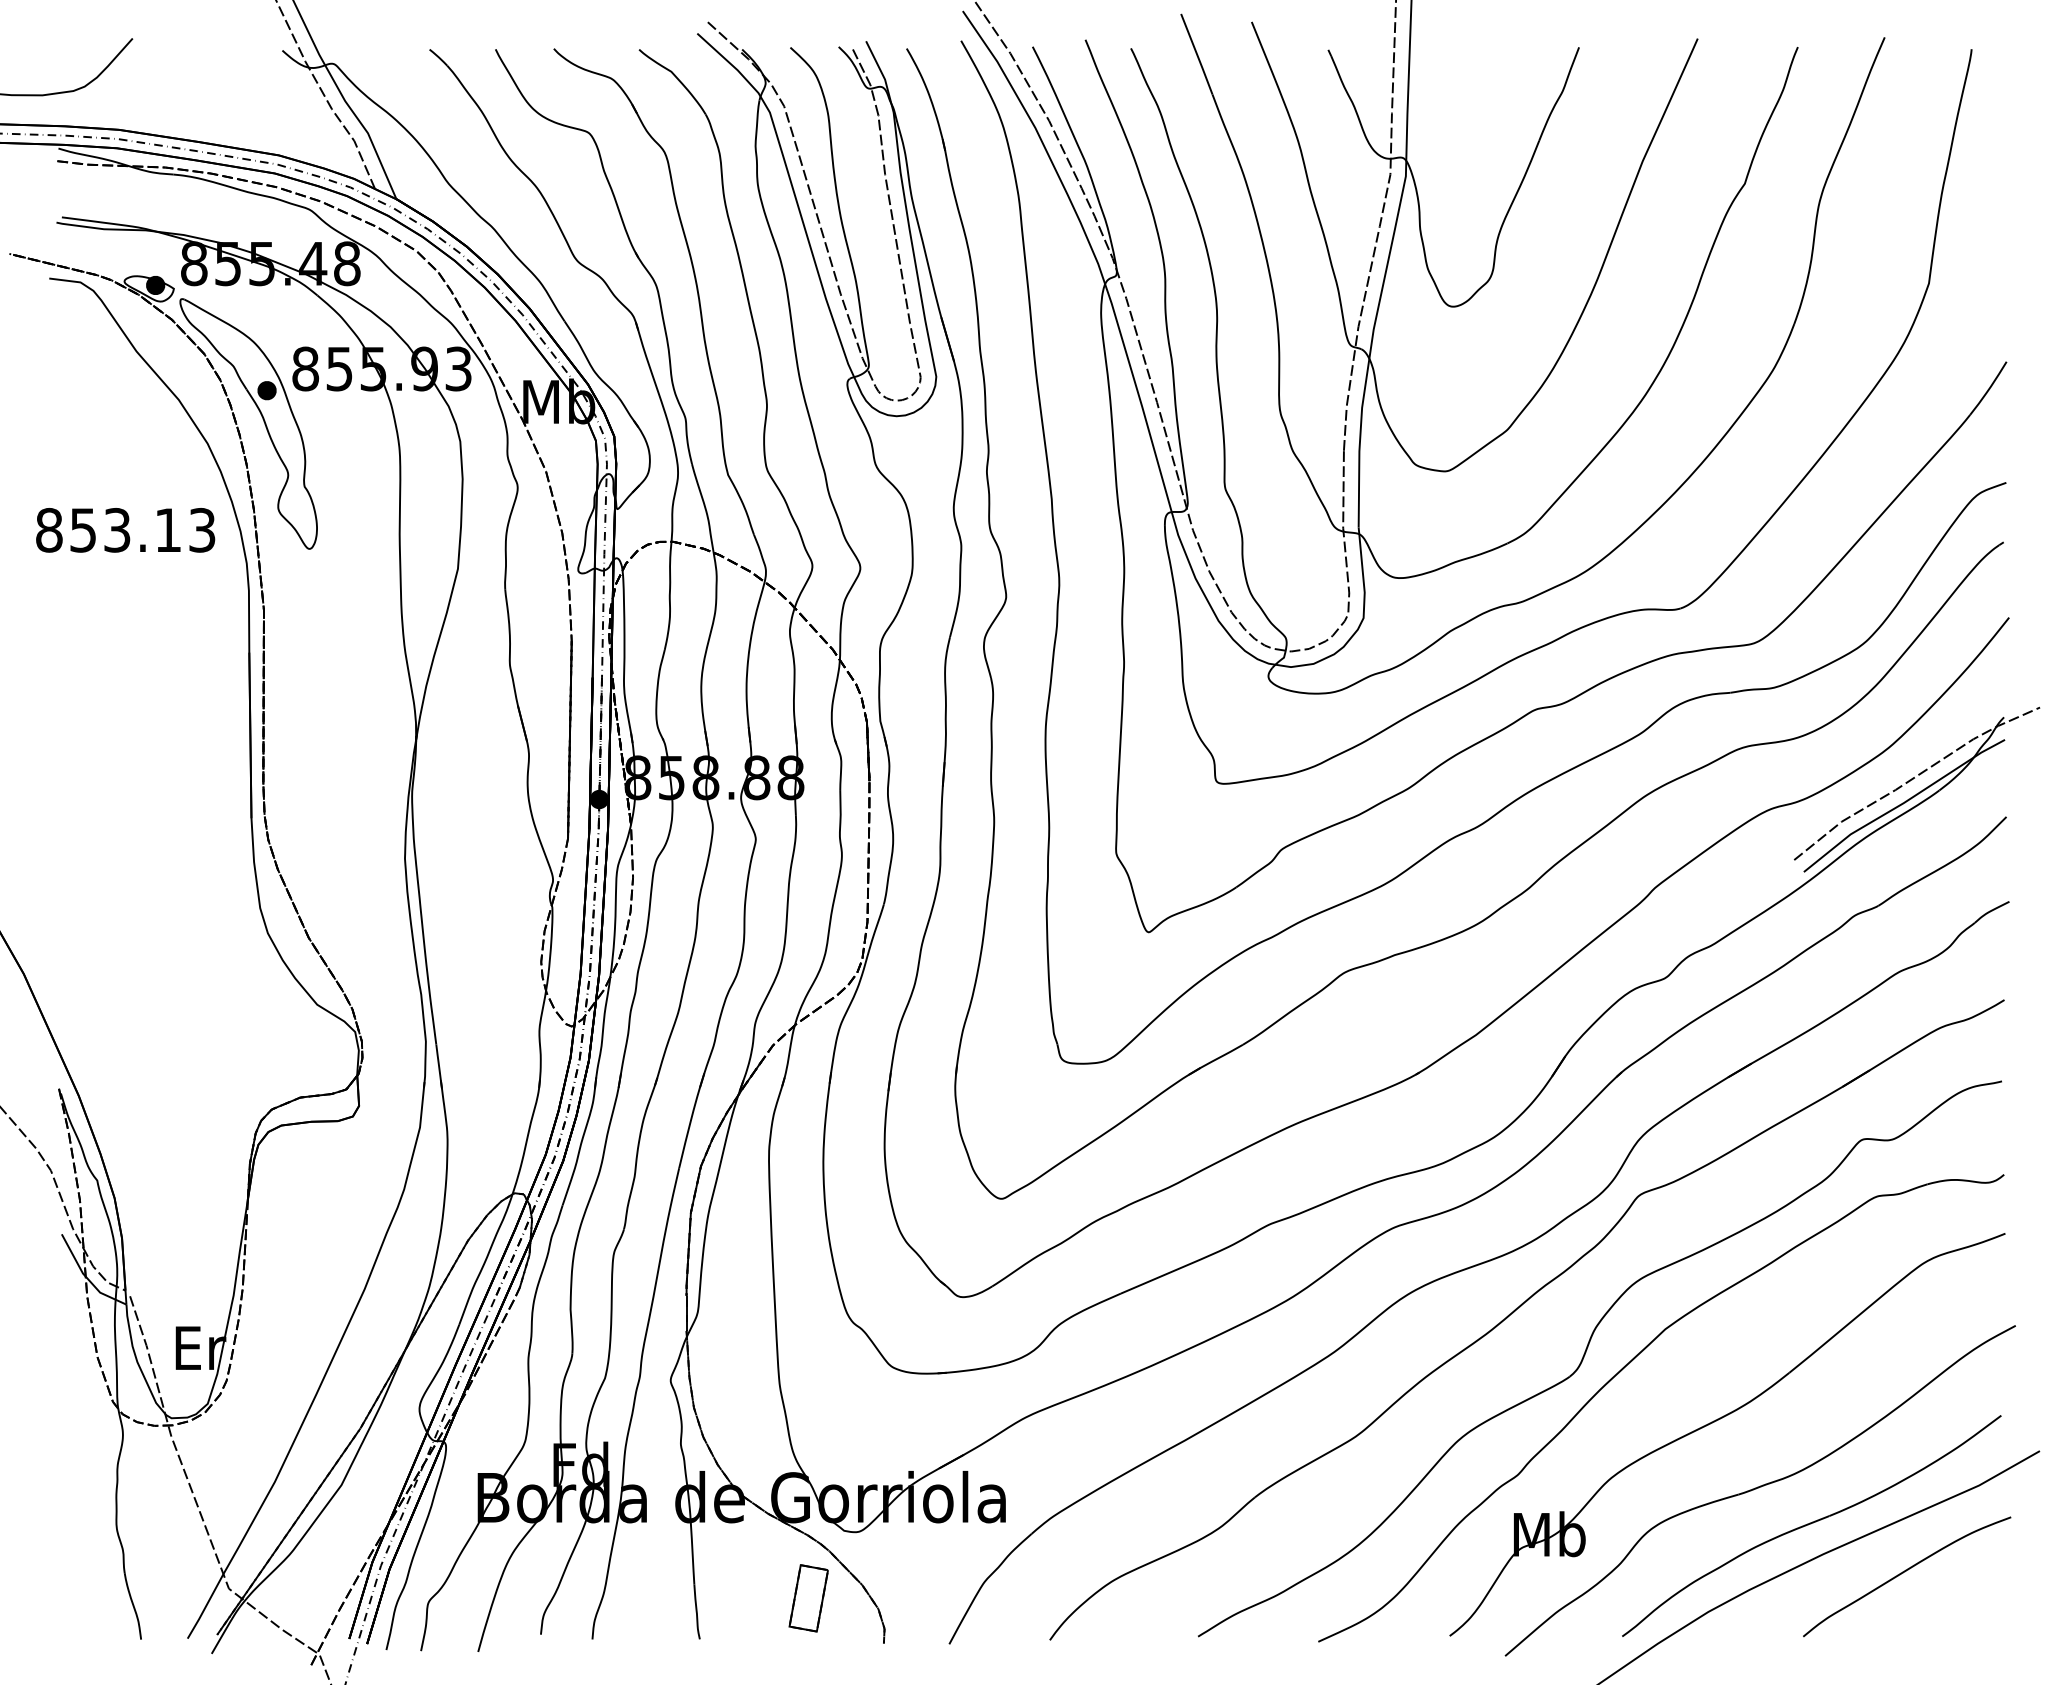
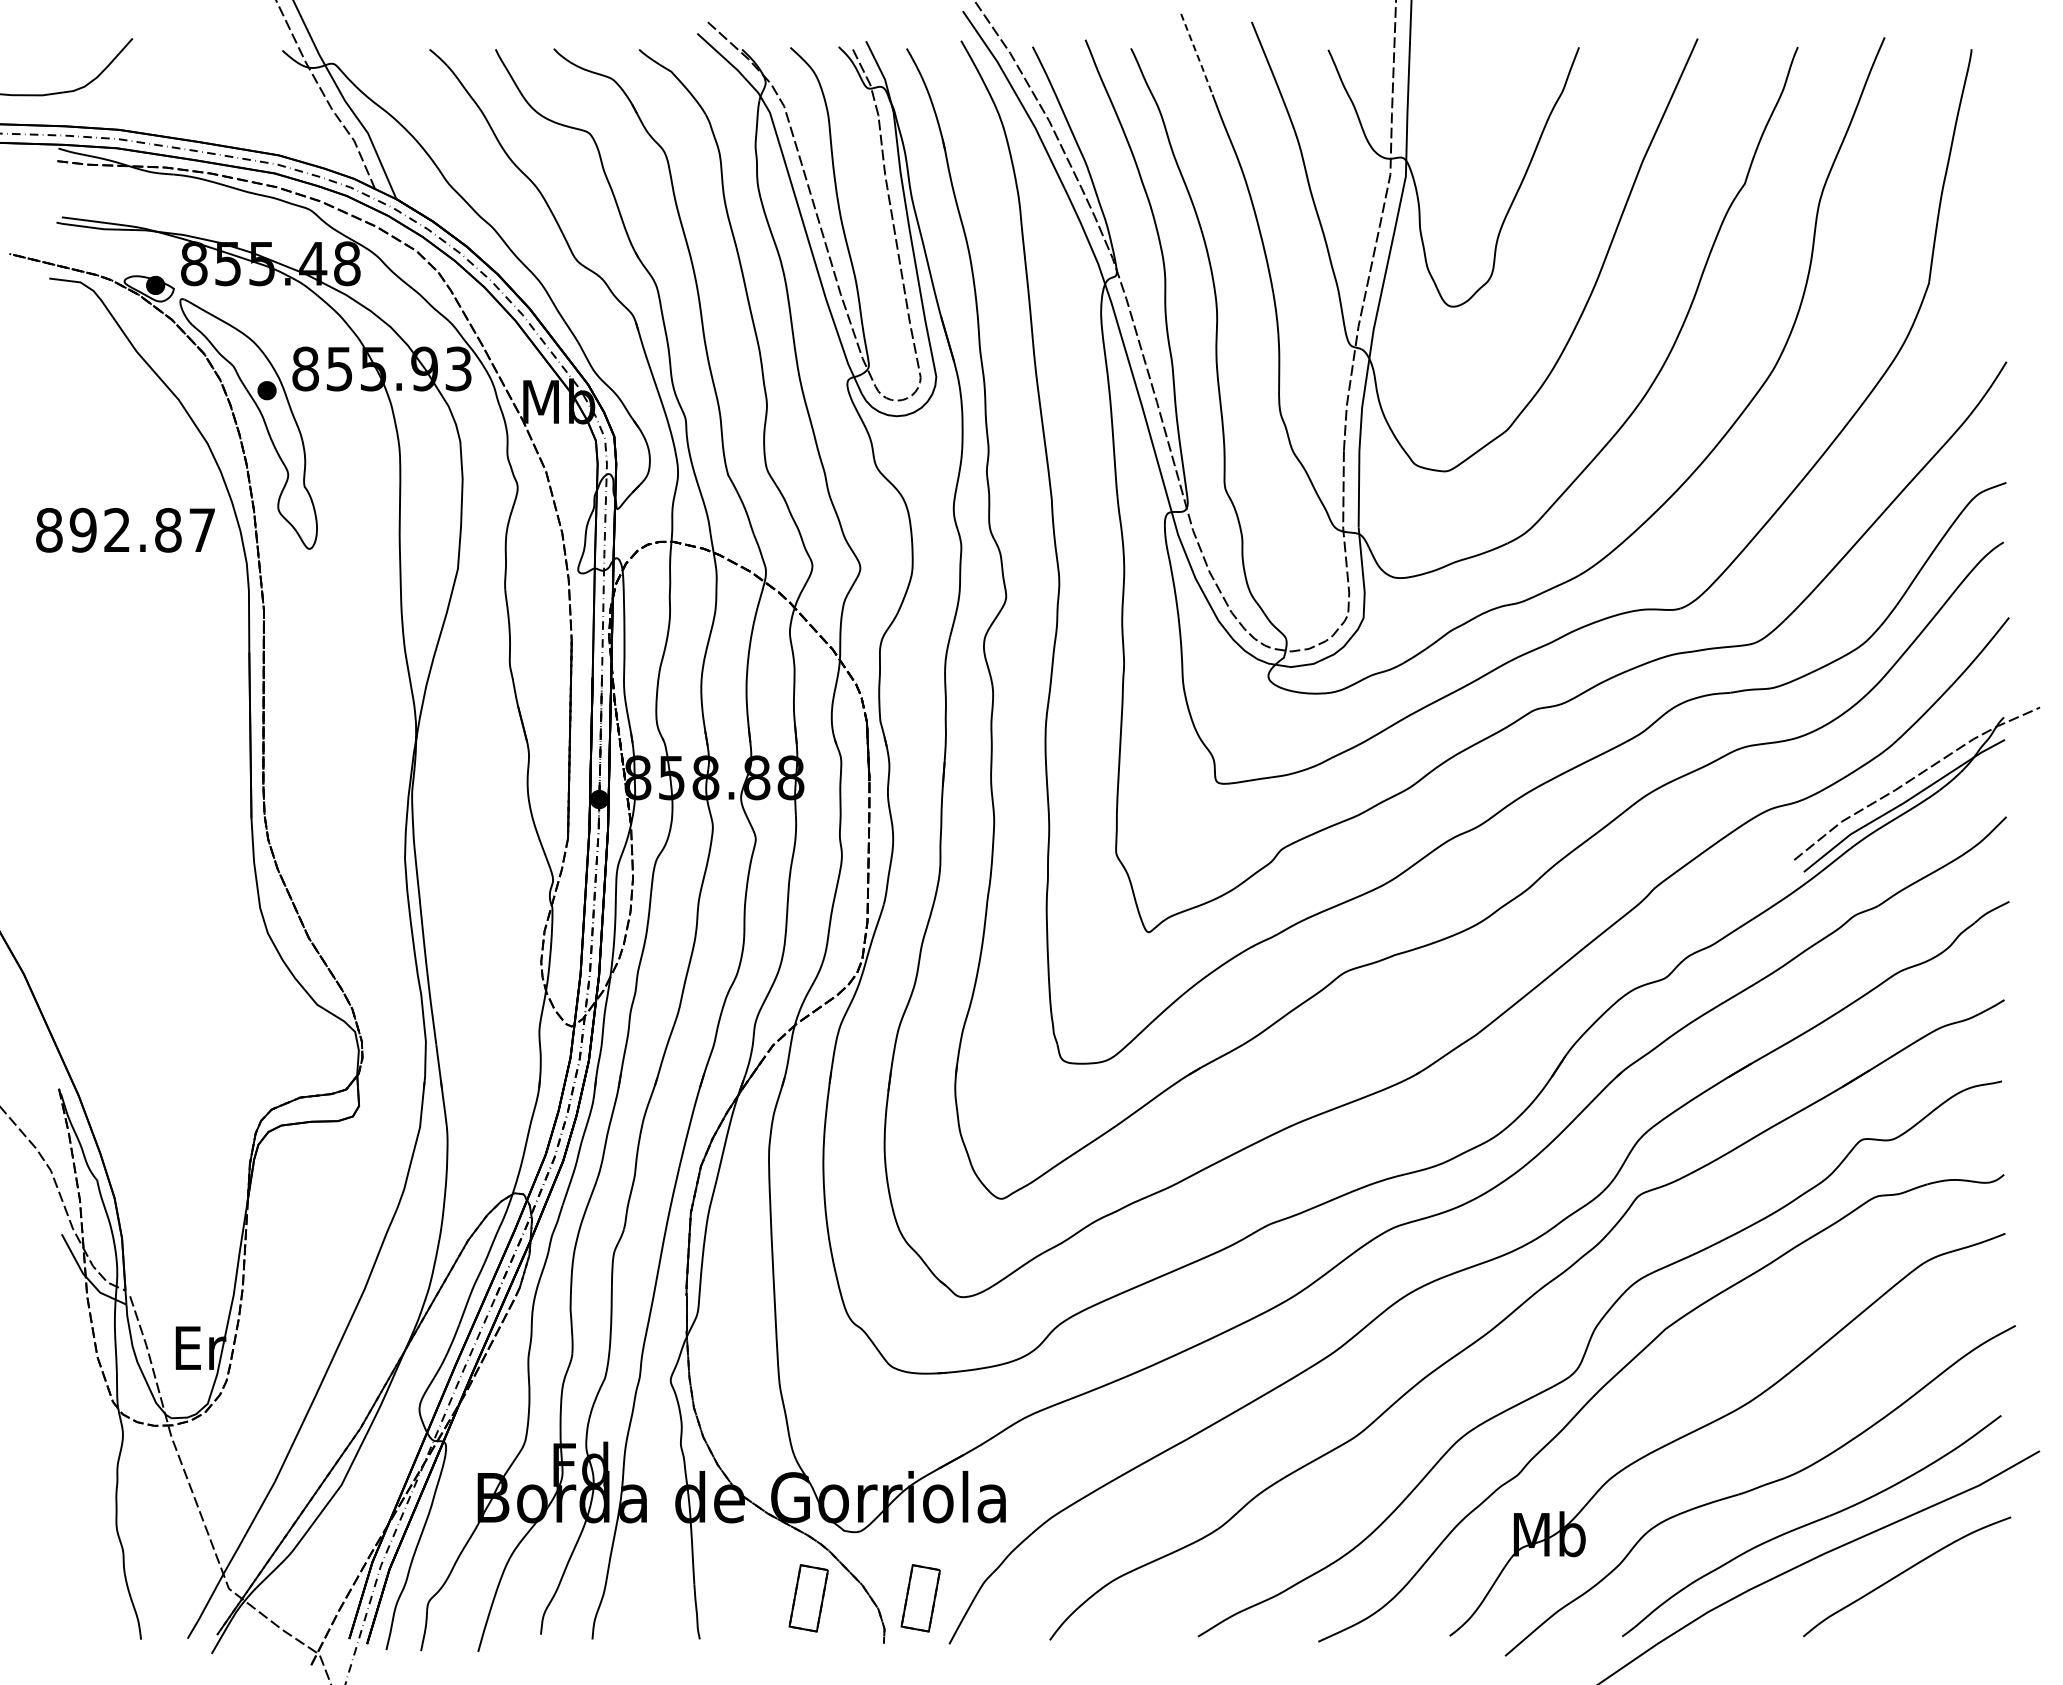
line: solid -> dashed (1197, 55)
text: 853.13 -> 892.87 (142, 529)
part: none -> present (920, 1598)
